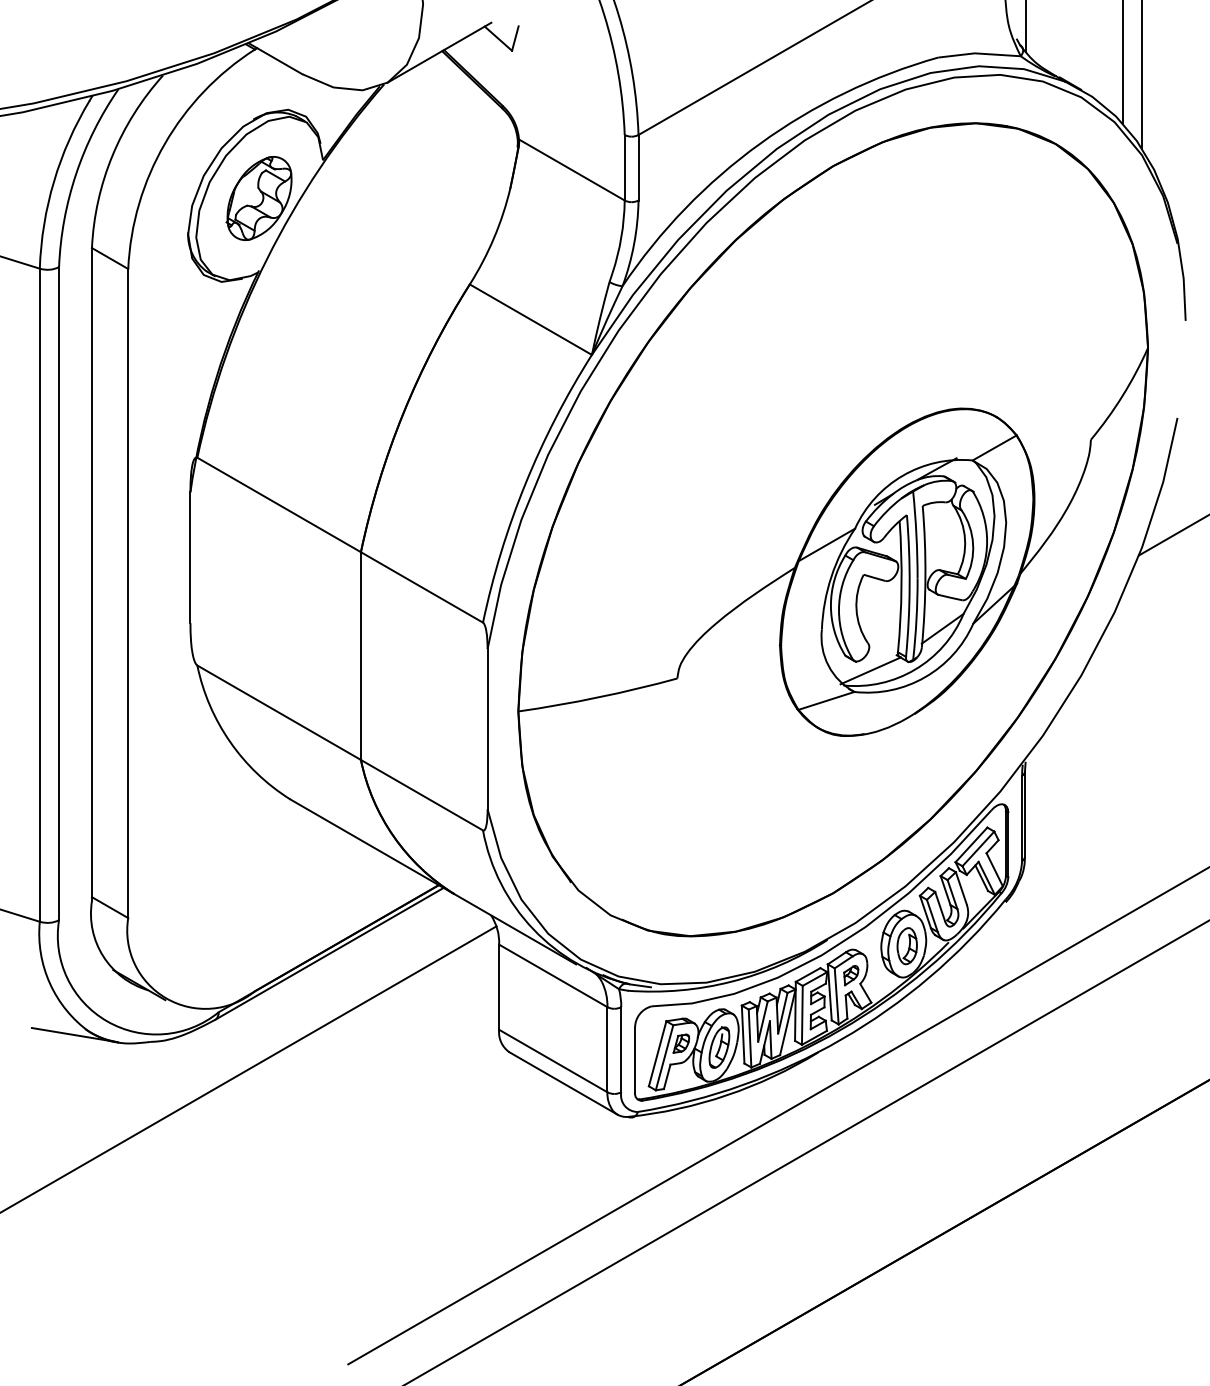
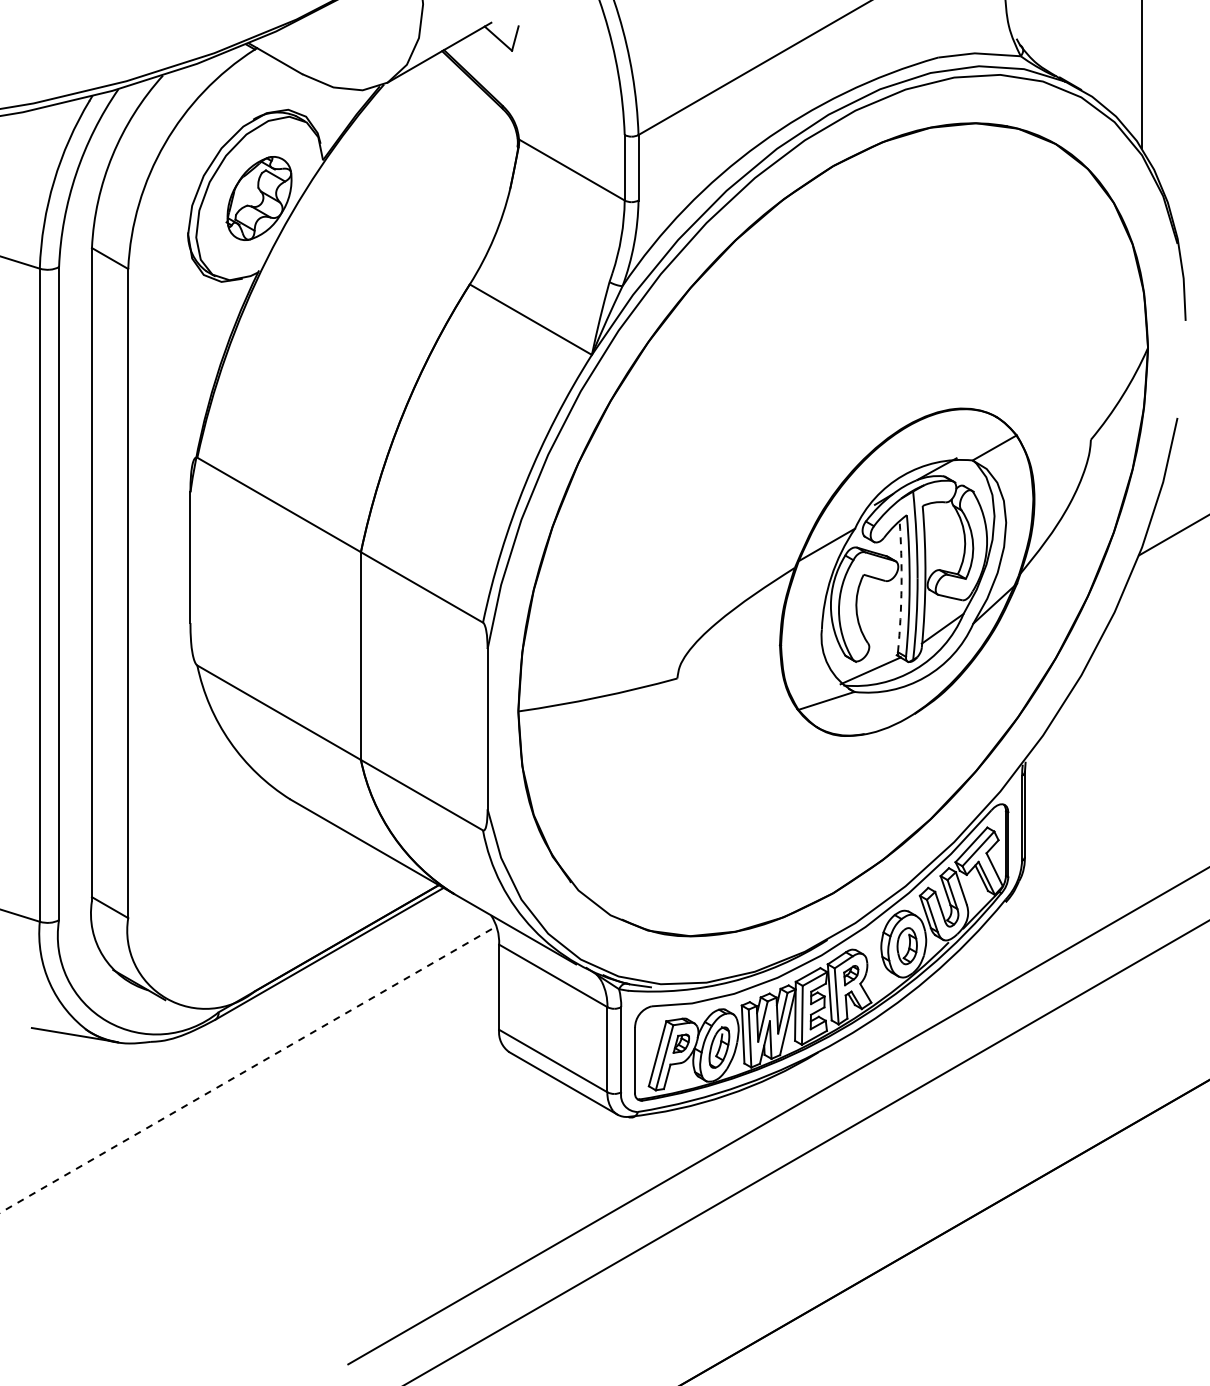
line: present -> none (1026, 26)
line: present -> none (1122, 62)
arc: solid -> dashed (901, 586)
line: solid -> dashed (249, 1069)
